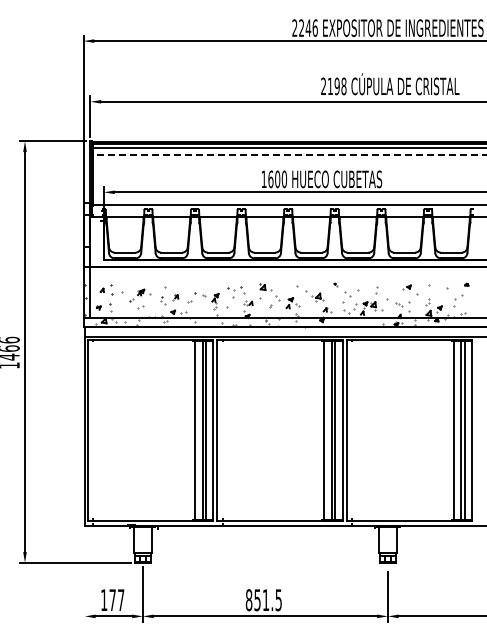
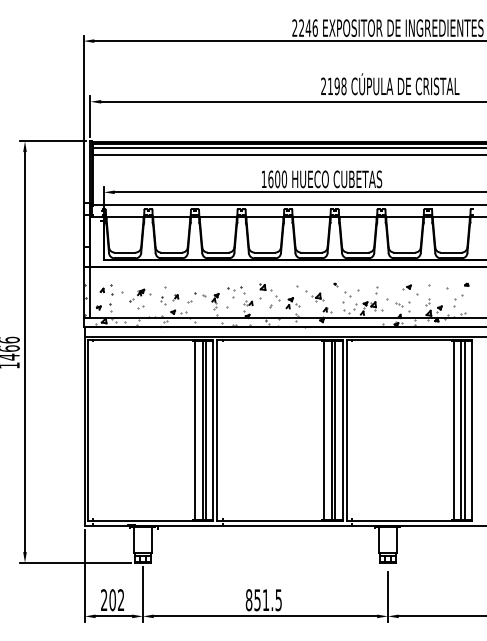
line: dashed -> solid (289, 155)
line: none -> present (84, 575)
text: 177 -> 202 (112, 600)
